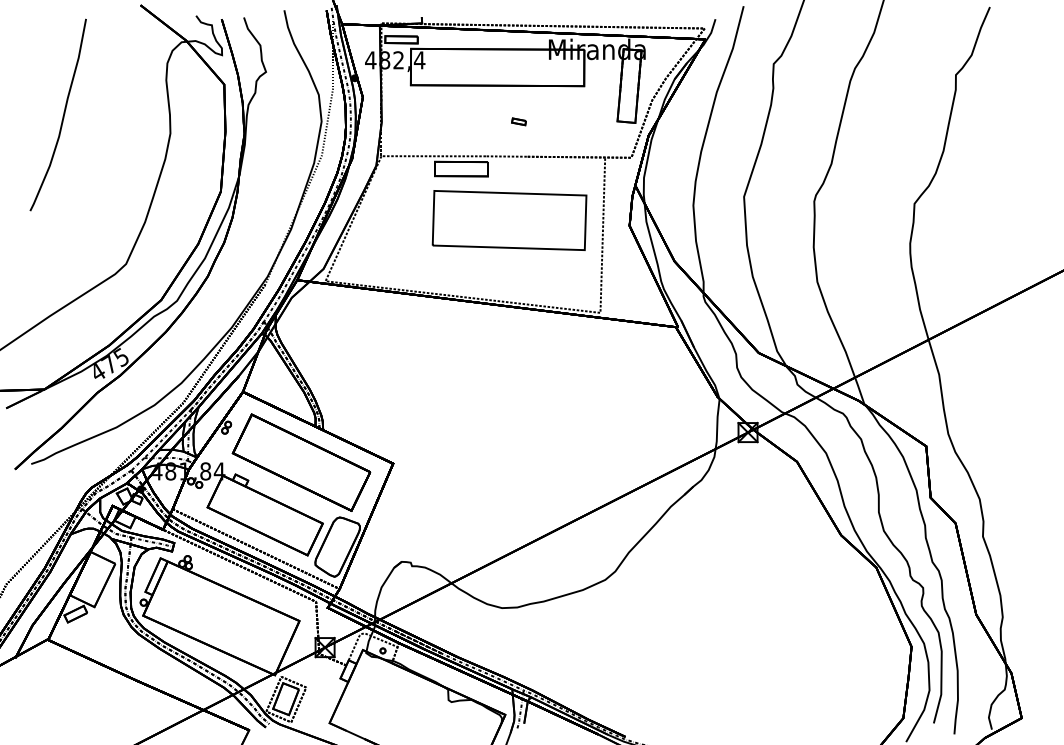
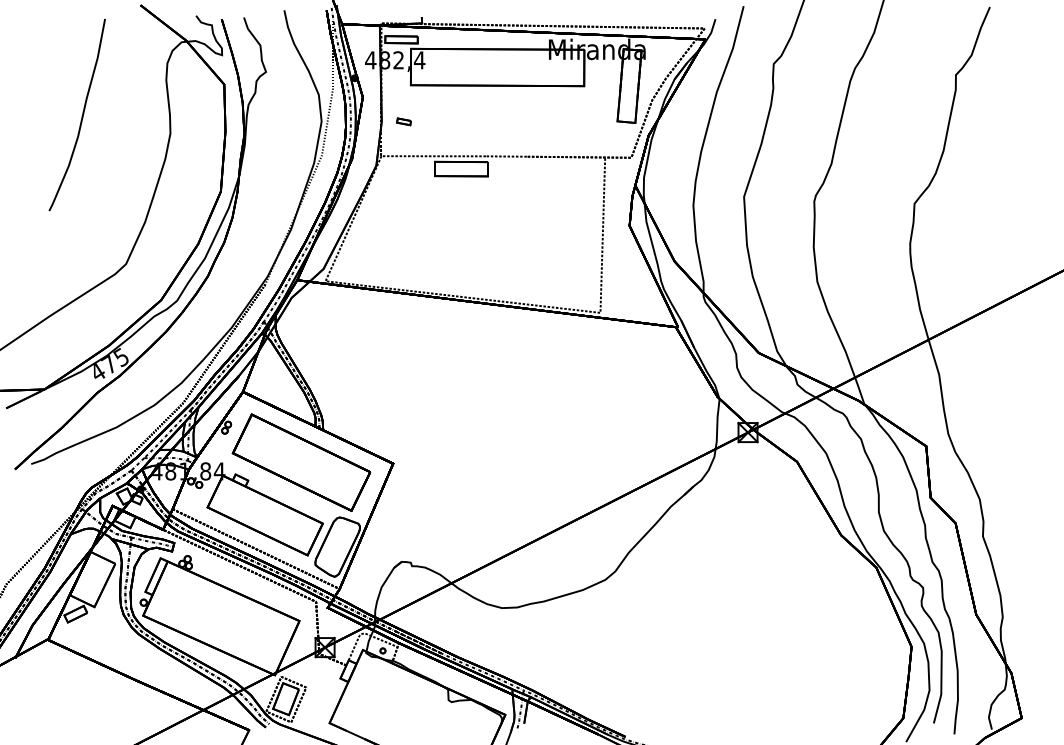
curve position: (62, 116) -> (81, 116) (81, 116)
part position: (518, 121) -> (403, 121) (403, 121)
part: present -> none (509, 220)
